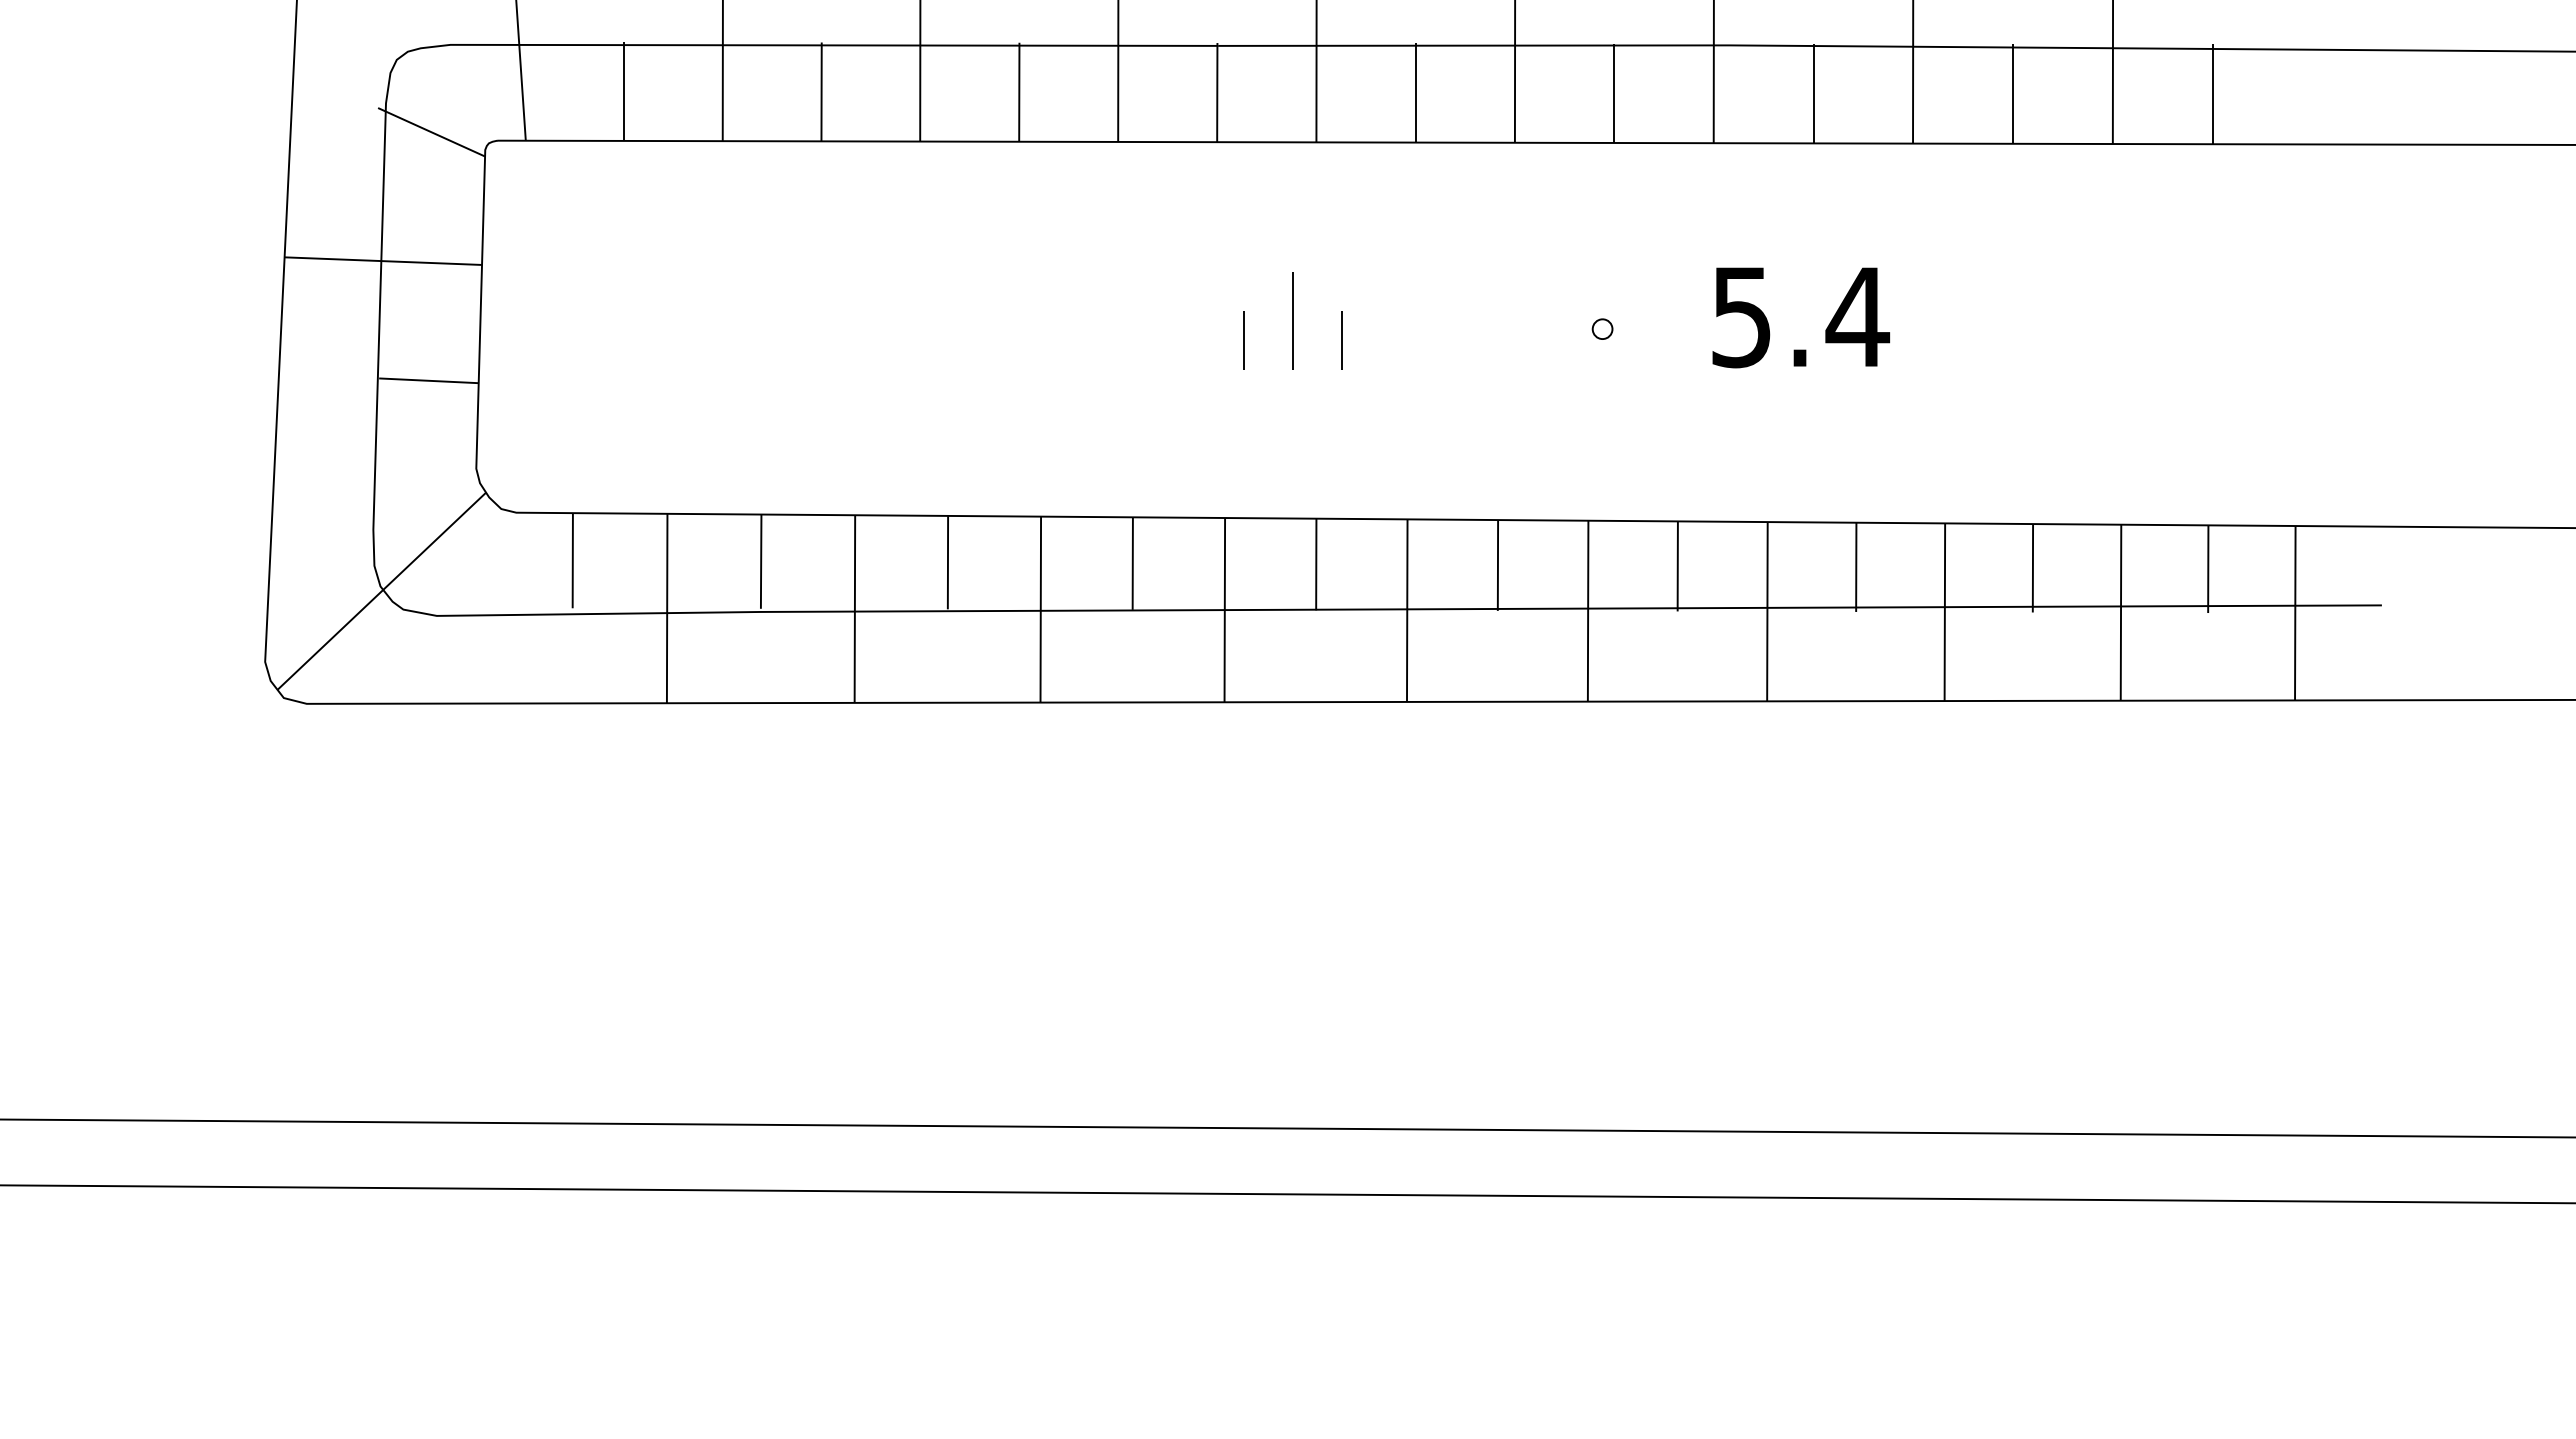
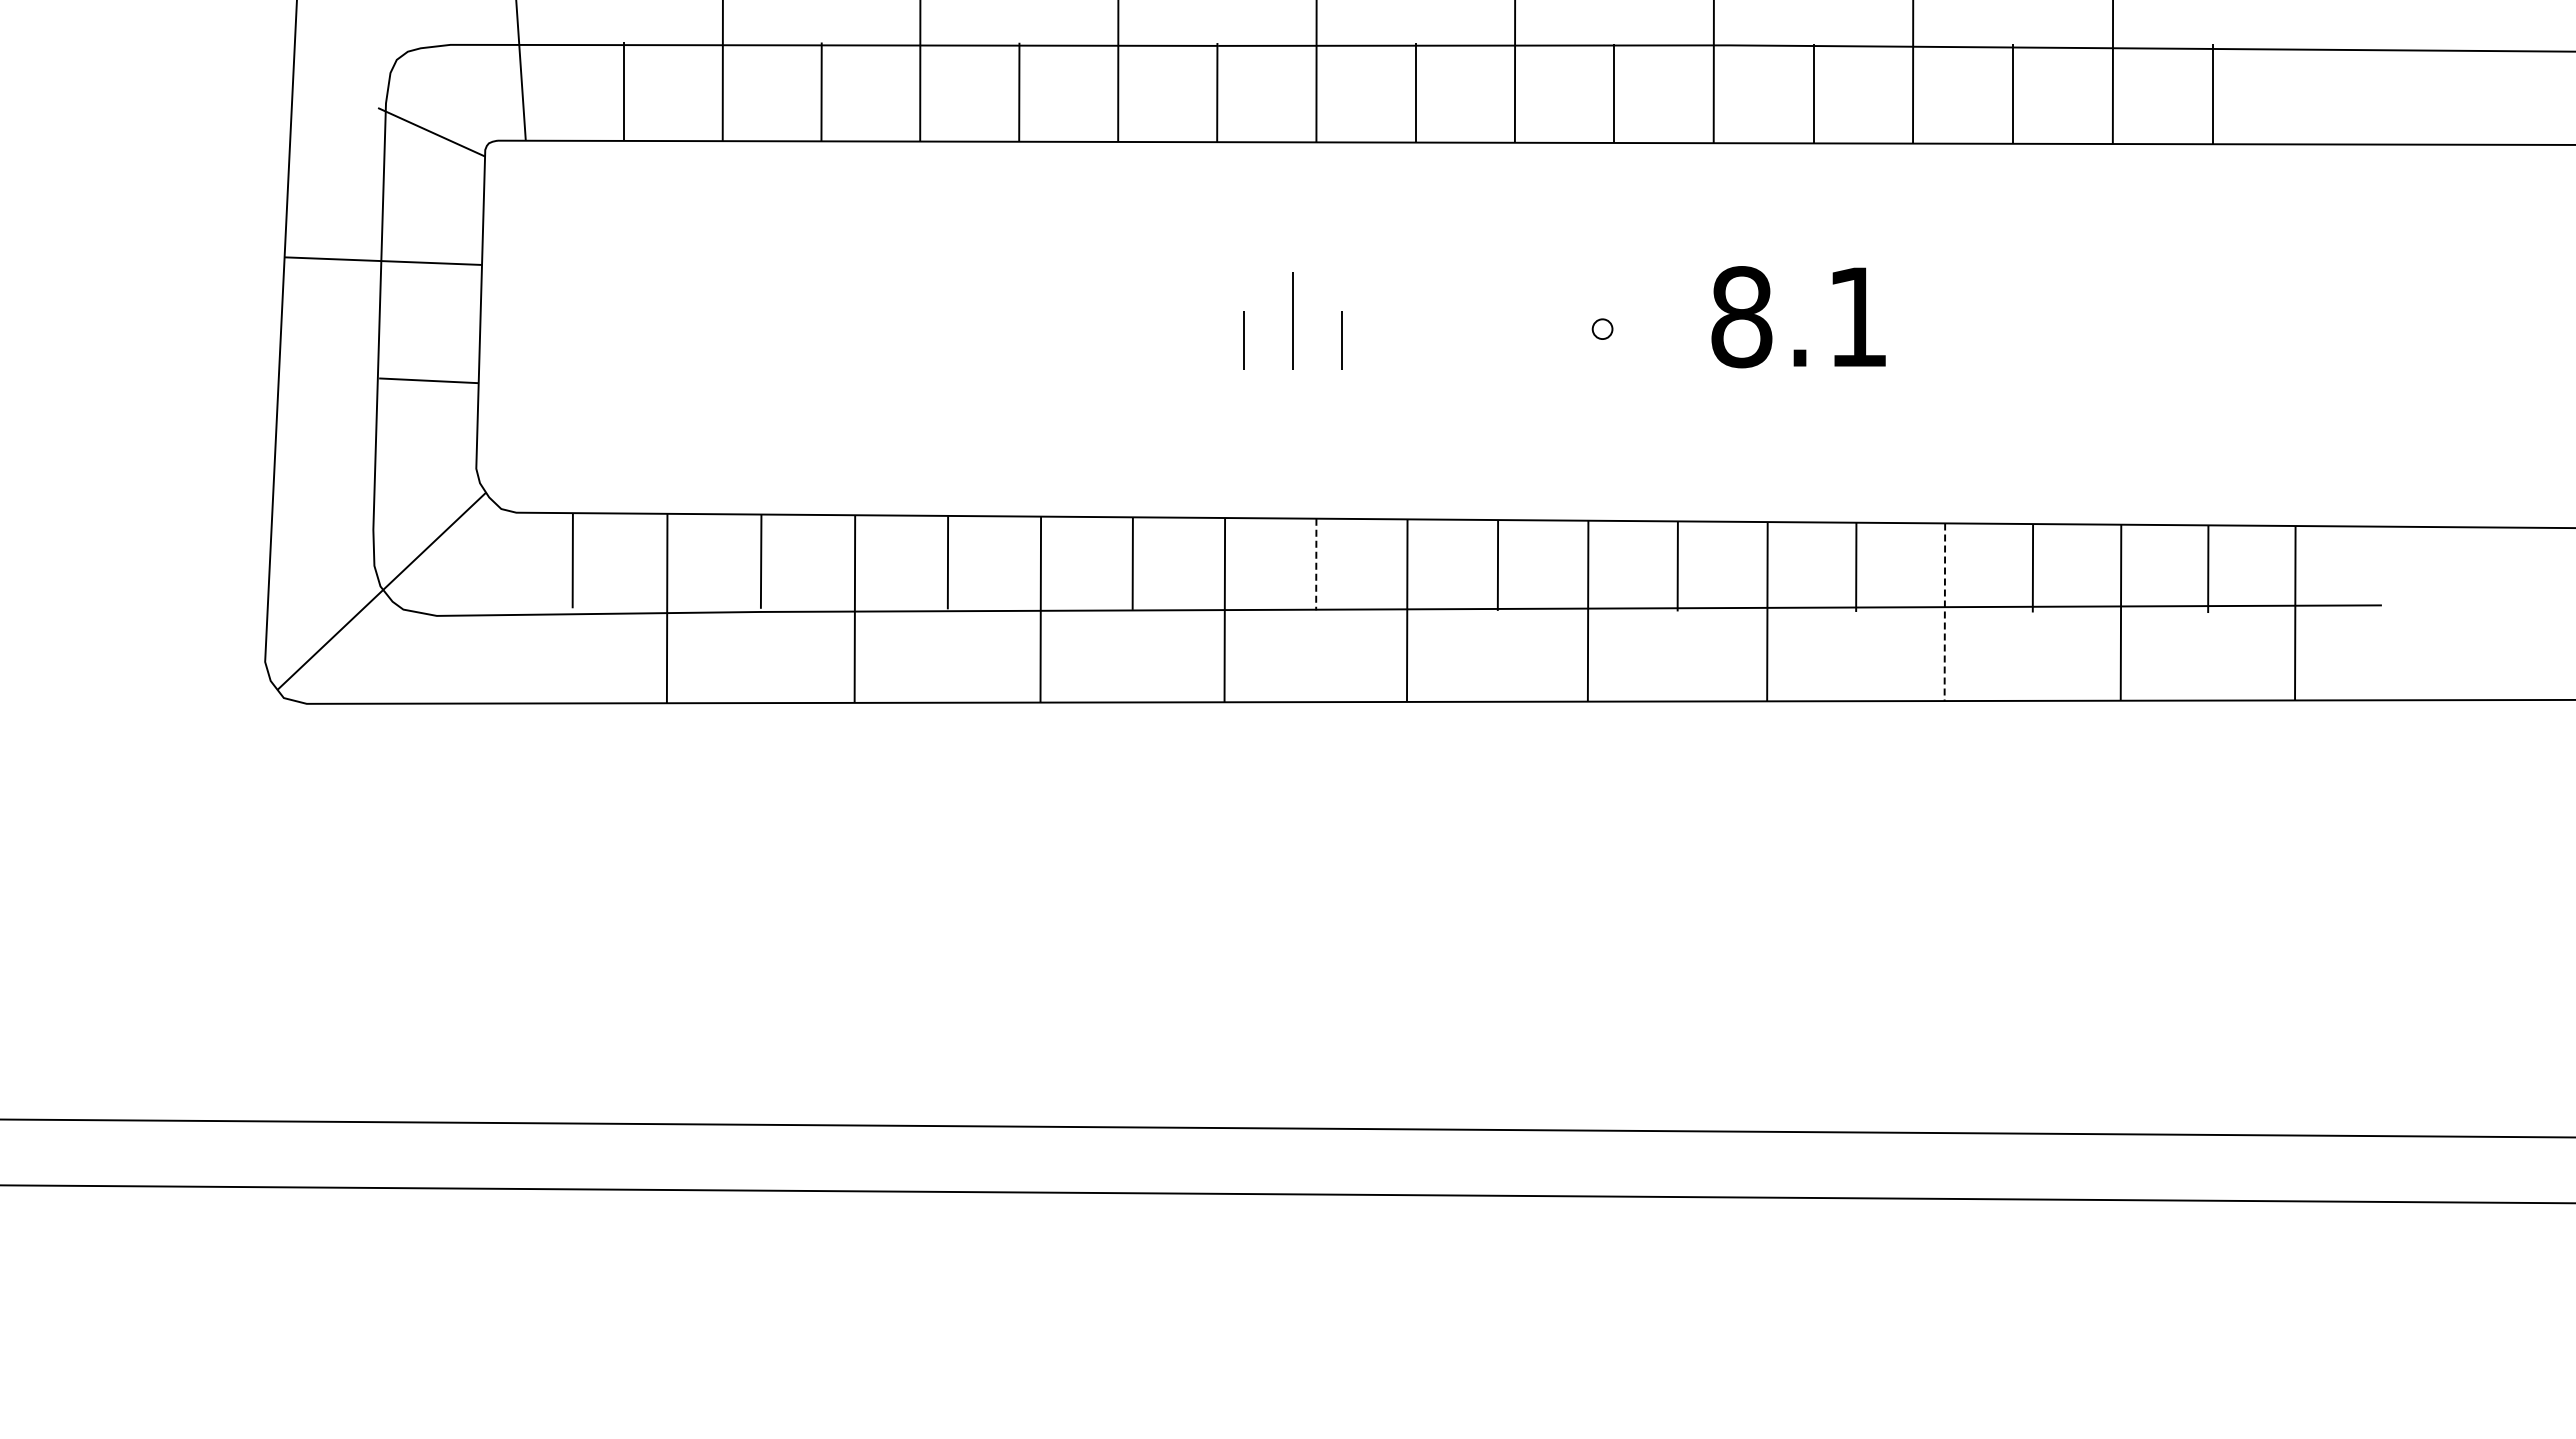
text: 5.4 -> 8.1 (1800, 317)
line: solid -> dashed (1316, 564)
line: solid -> dashed (1944, 612)
